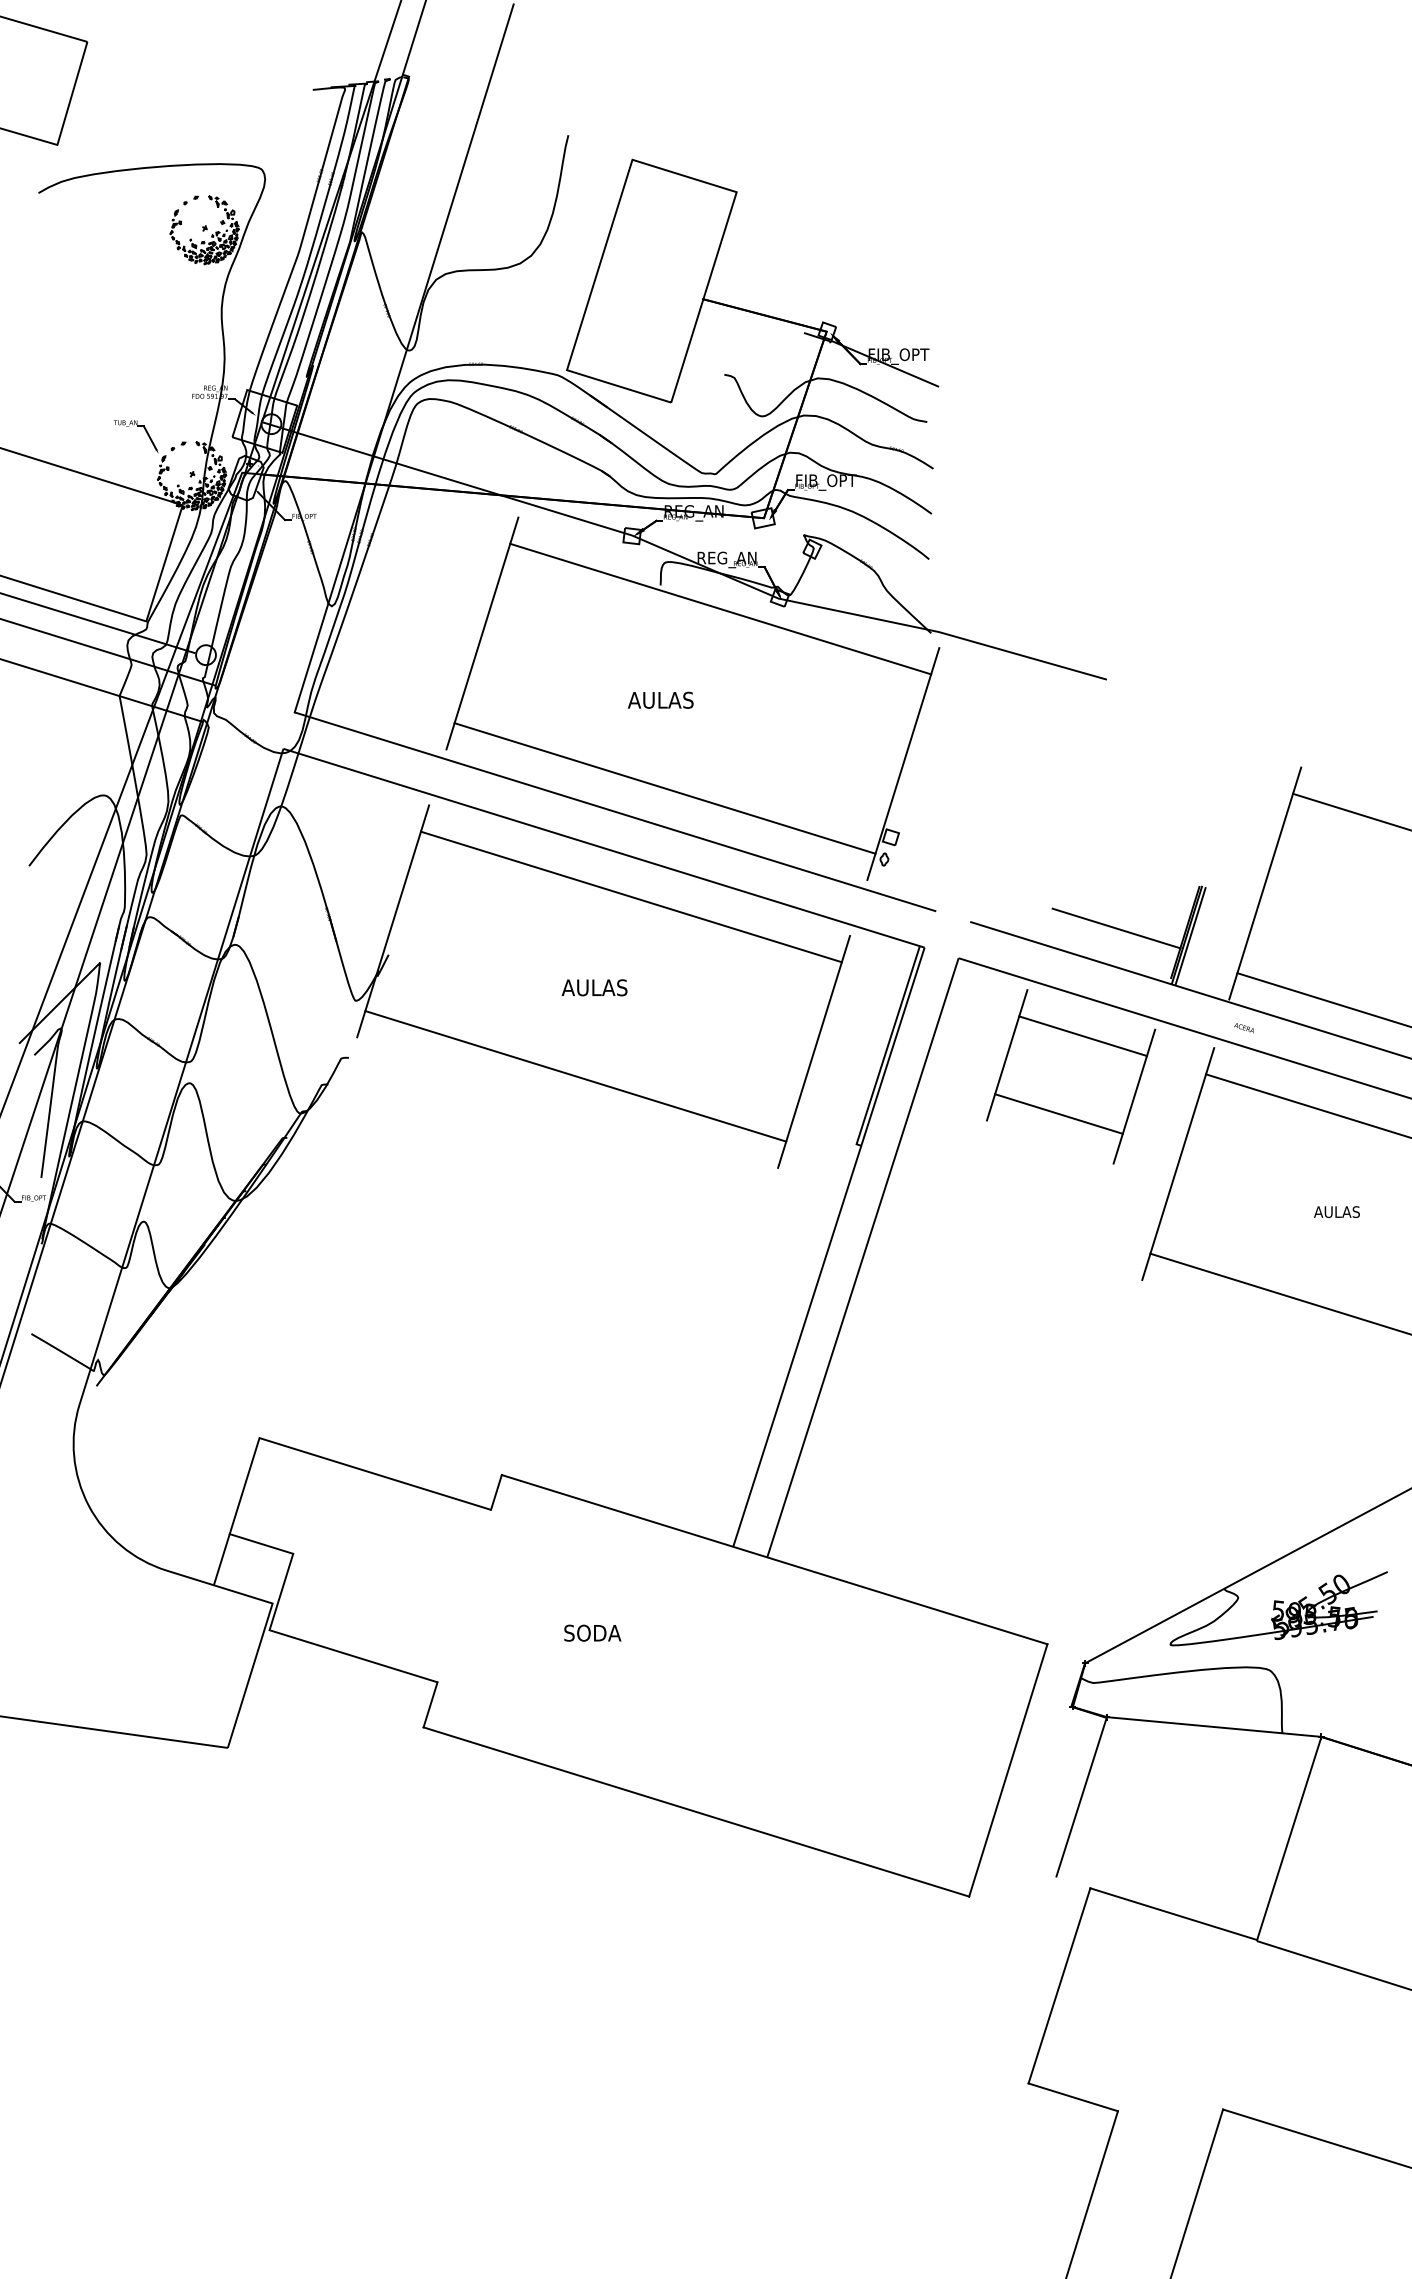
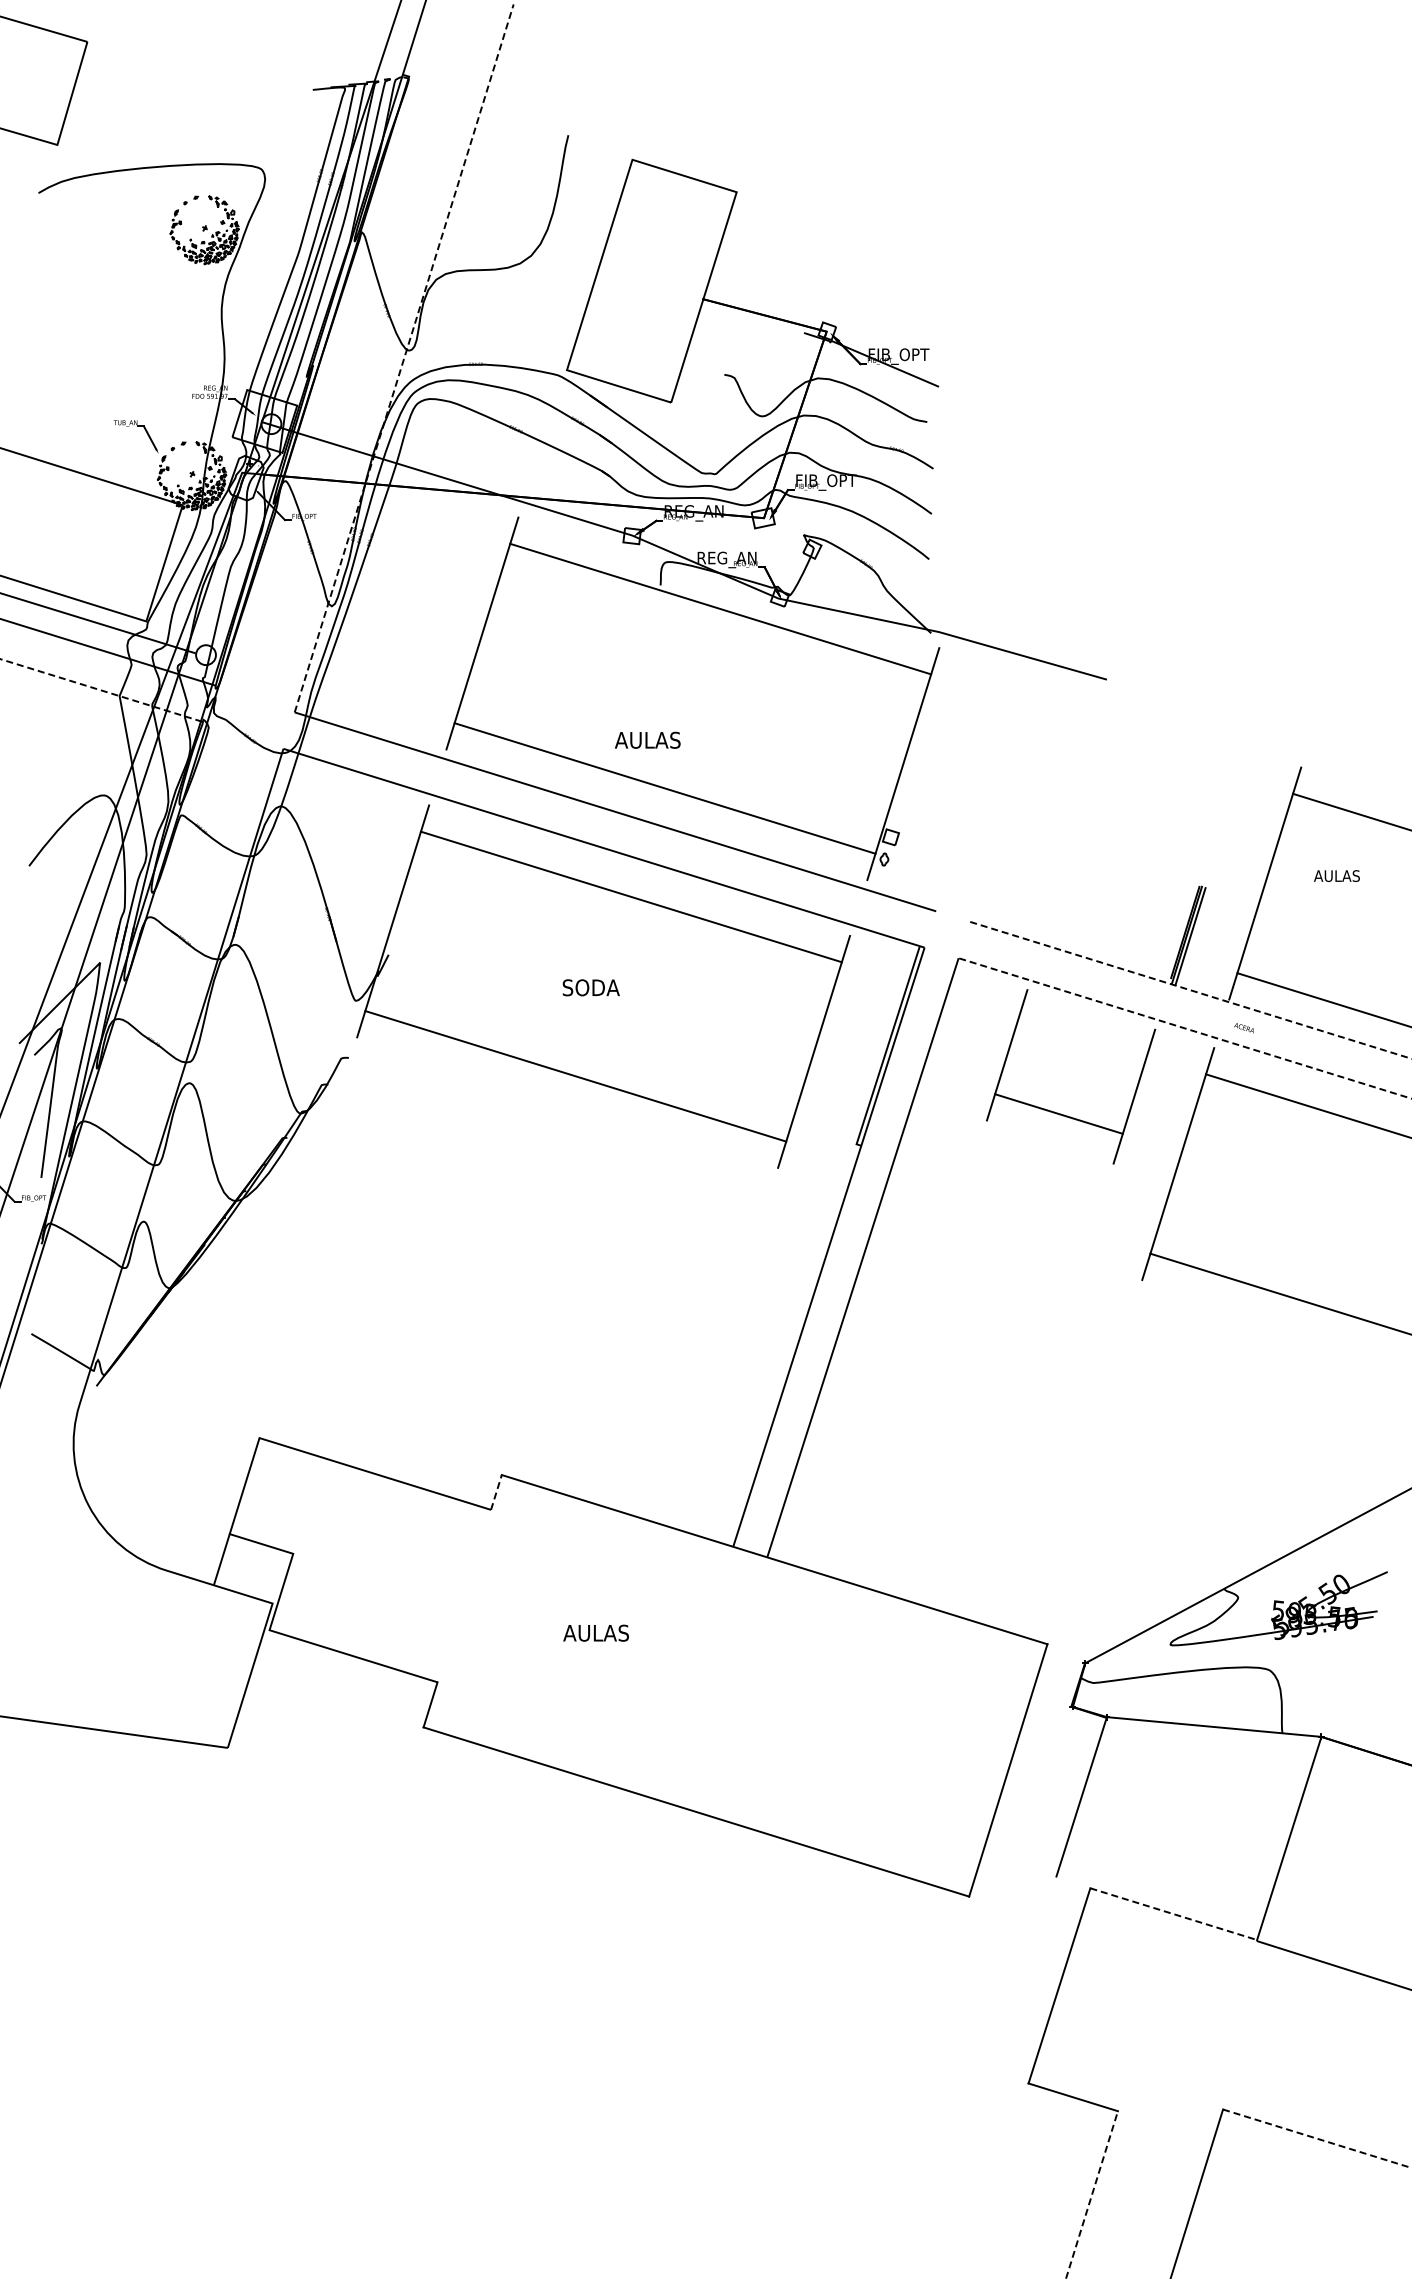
line: solid -> dashed (404, 358)
line: solid -> dashed (102, 690)
text position: (660, 699) -> (647, 739) (647, 739)
line: present -> none (1116, 928)
text: AULAS -> SODA (594, 987)
line: present -> none (1082, 1036)
line: solid -> dashed (1405, 1096)
text position: (1336, 1211) -> (1336, 875) (1336, 875)
line: solid -> dashed (496, 1491)
text: SODA -> AULAS (595, 1632)
line: solid -> dashed (1174, 1914)
line: solid -> dashed (1317, 2138)
line: solid -> dashed (1092, 2194)
